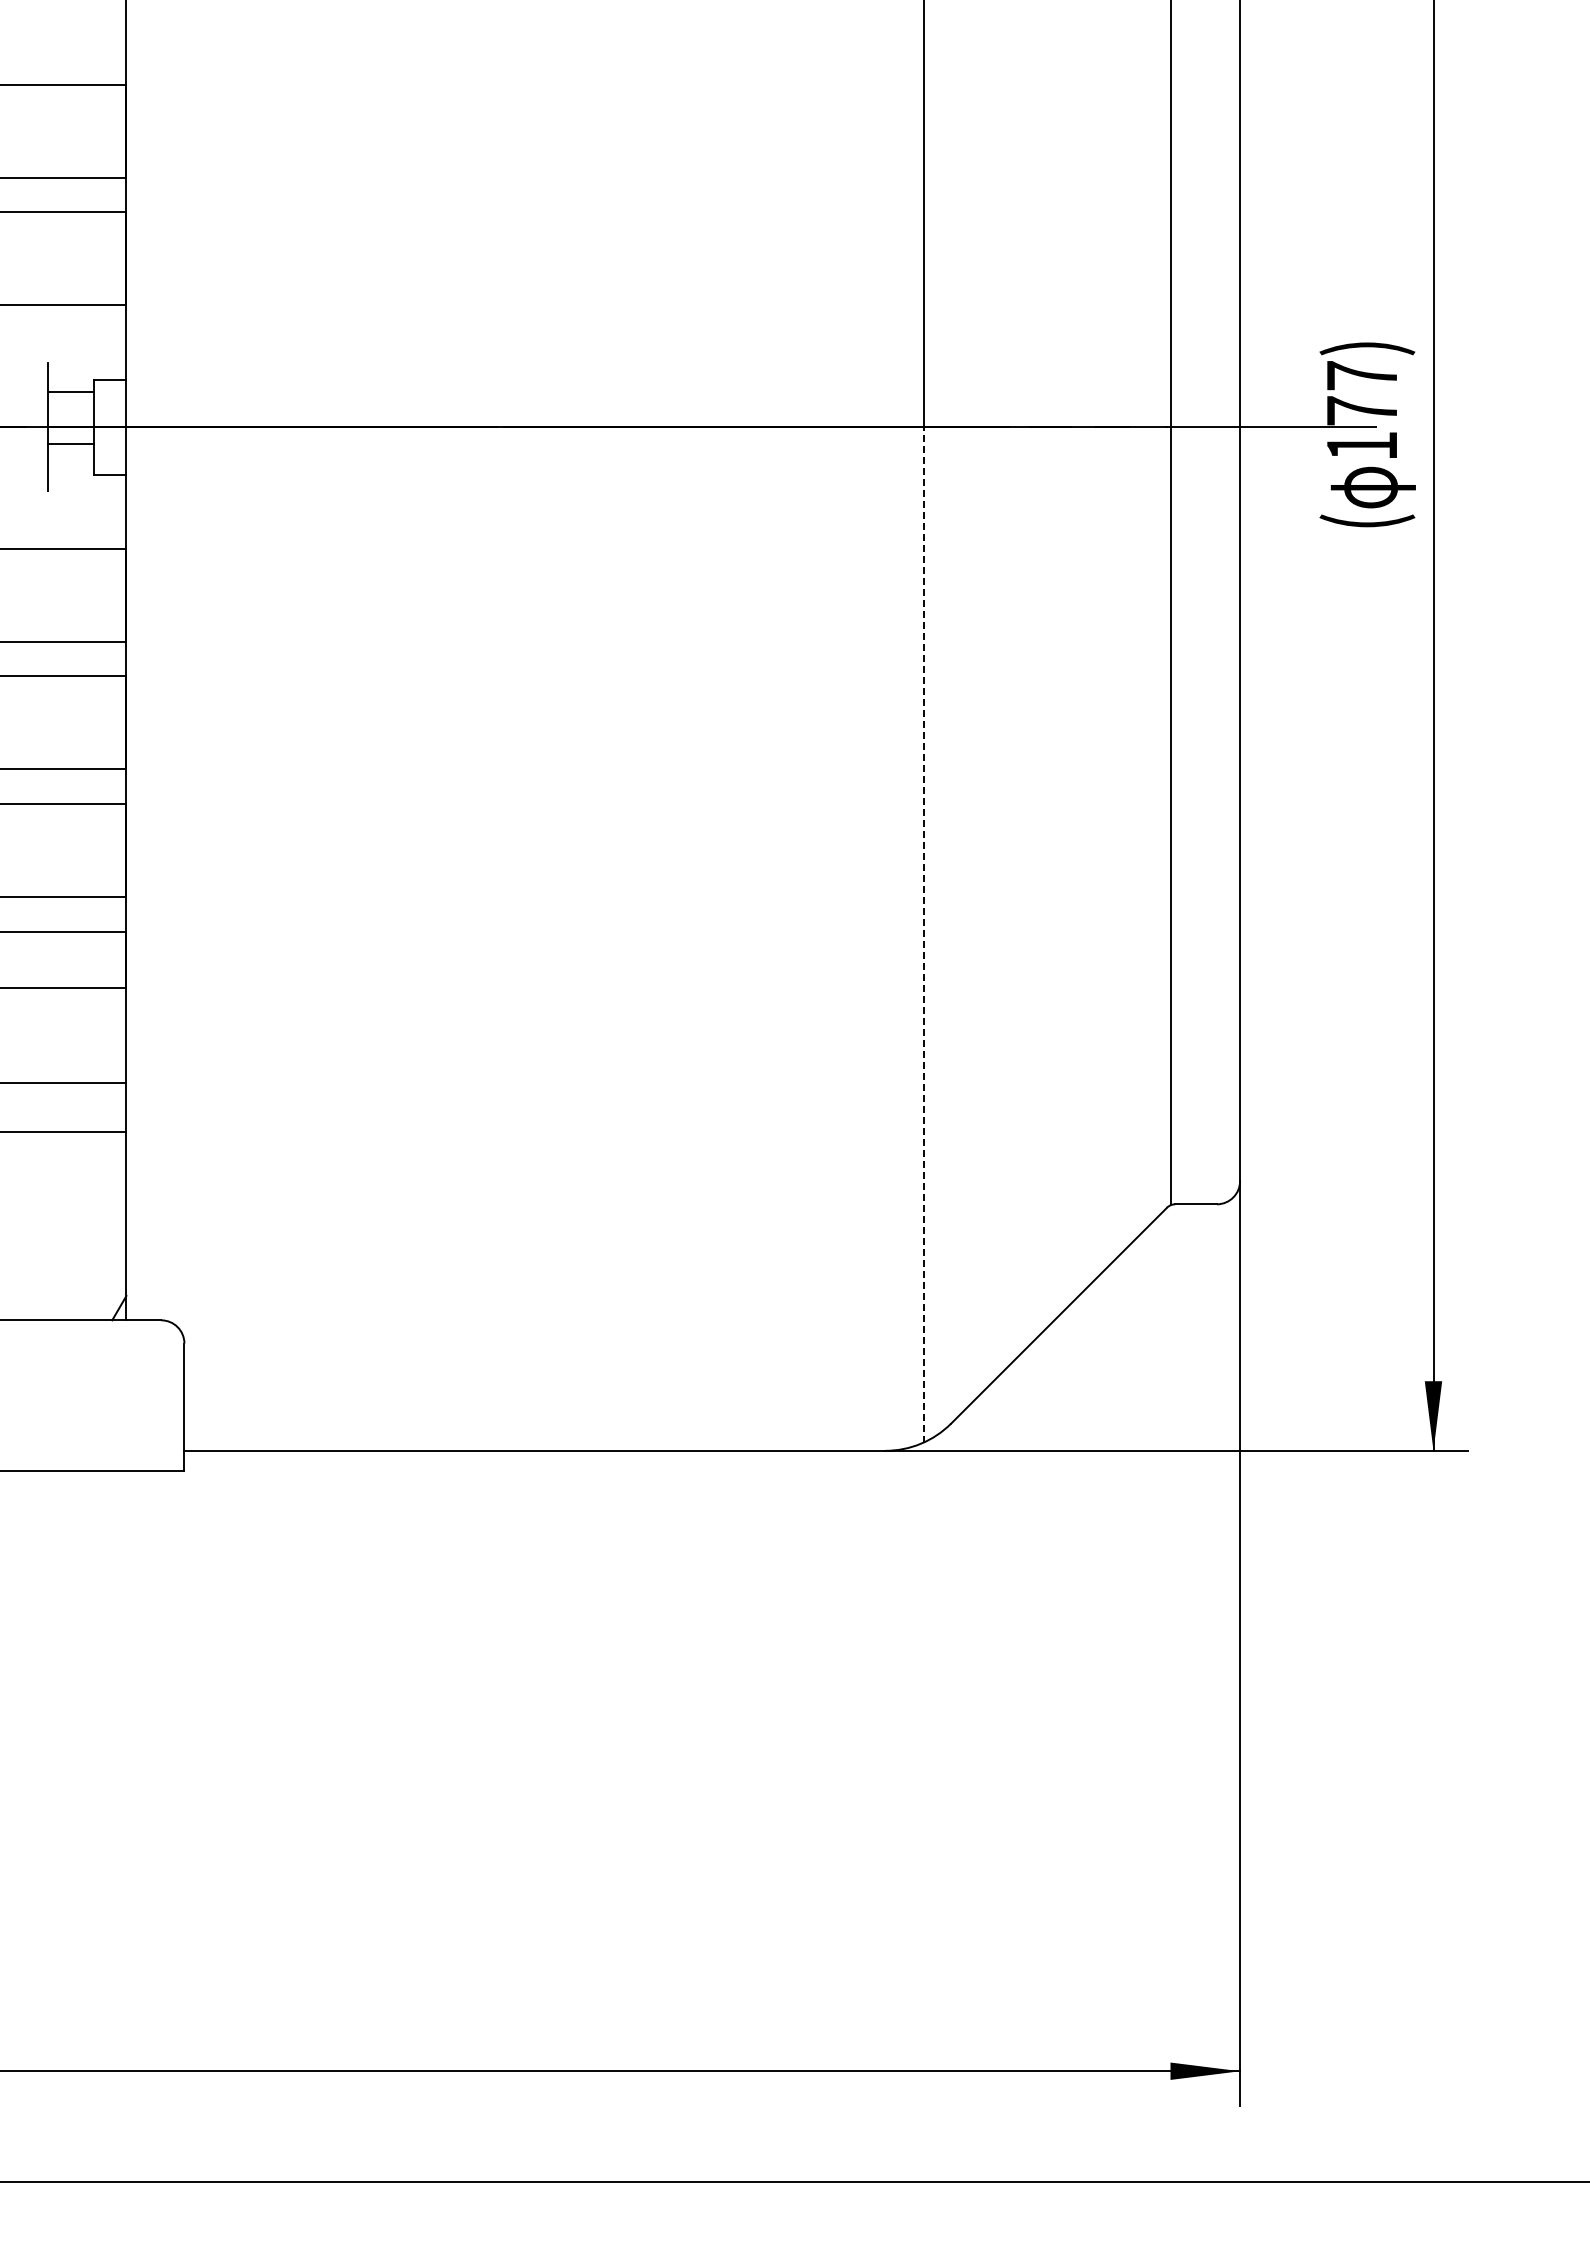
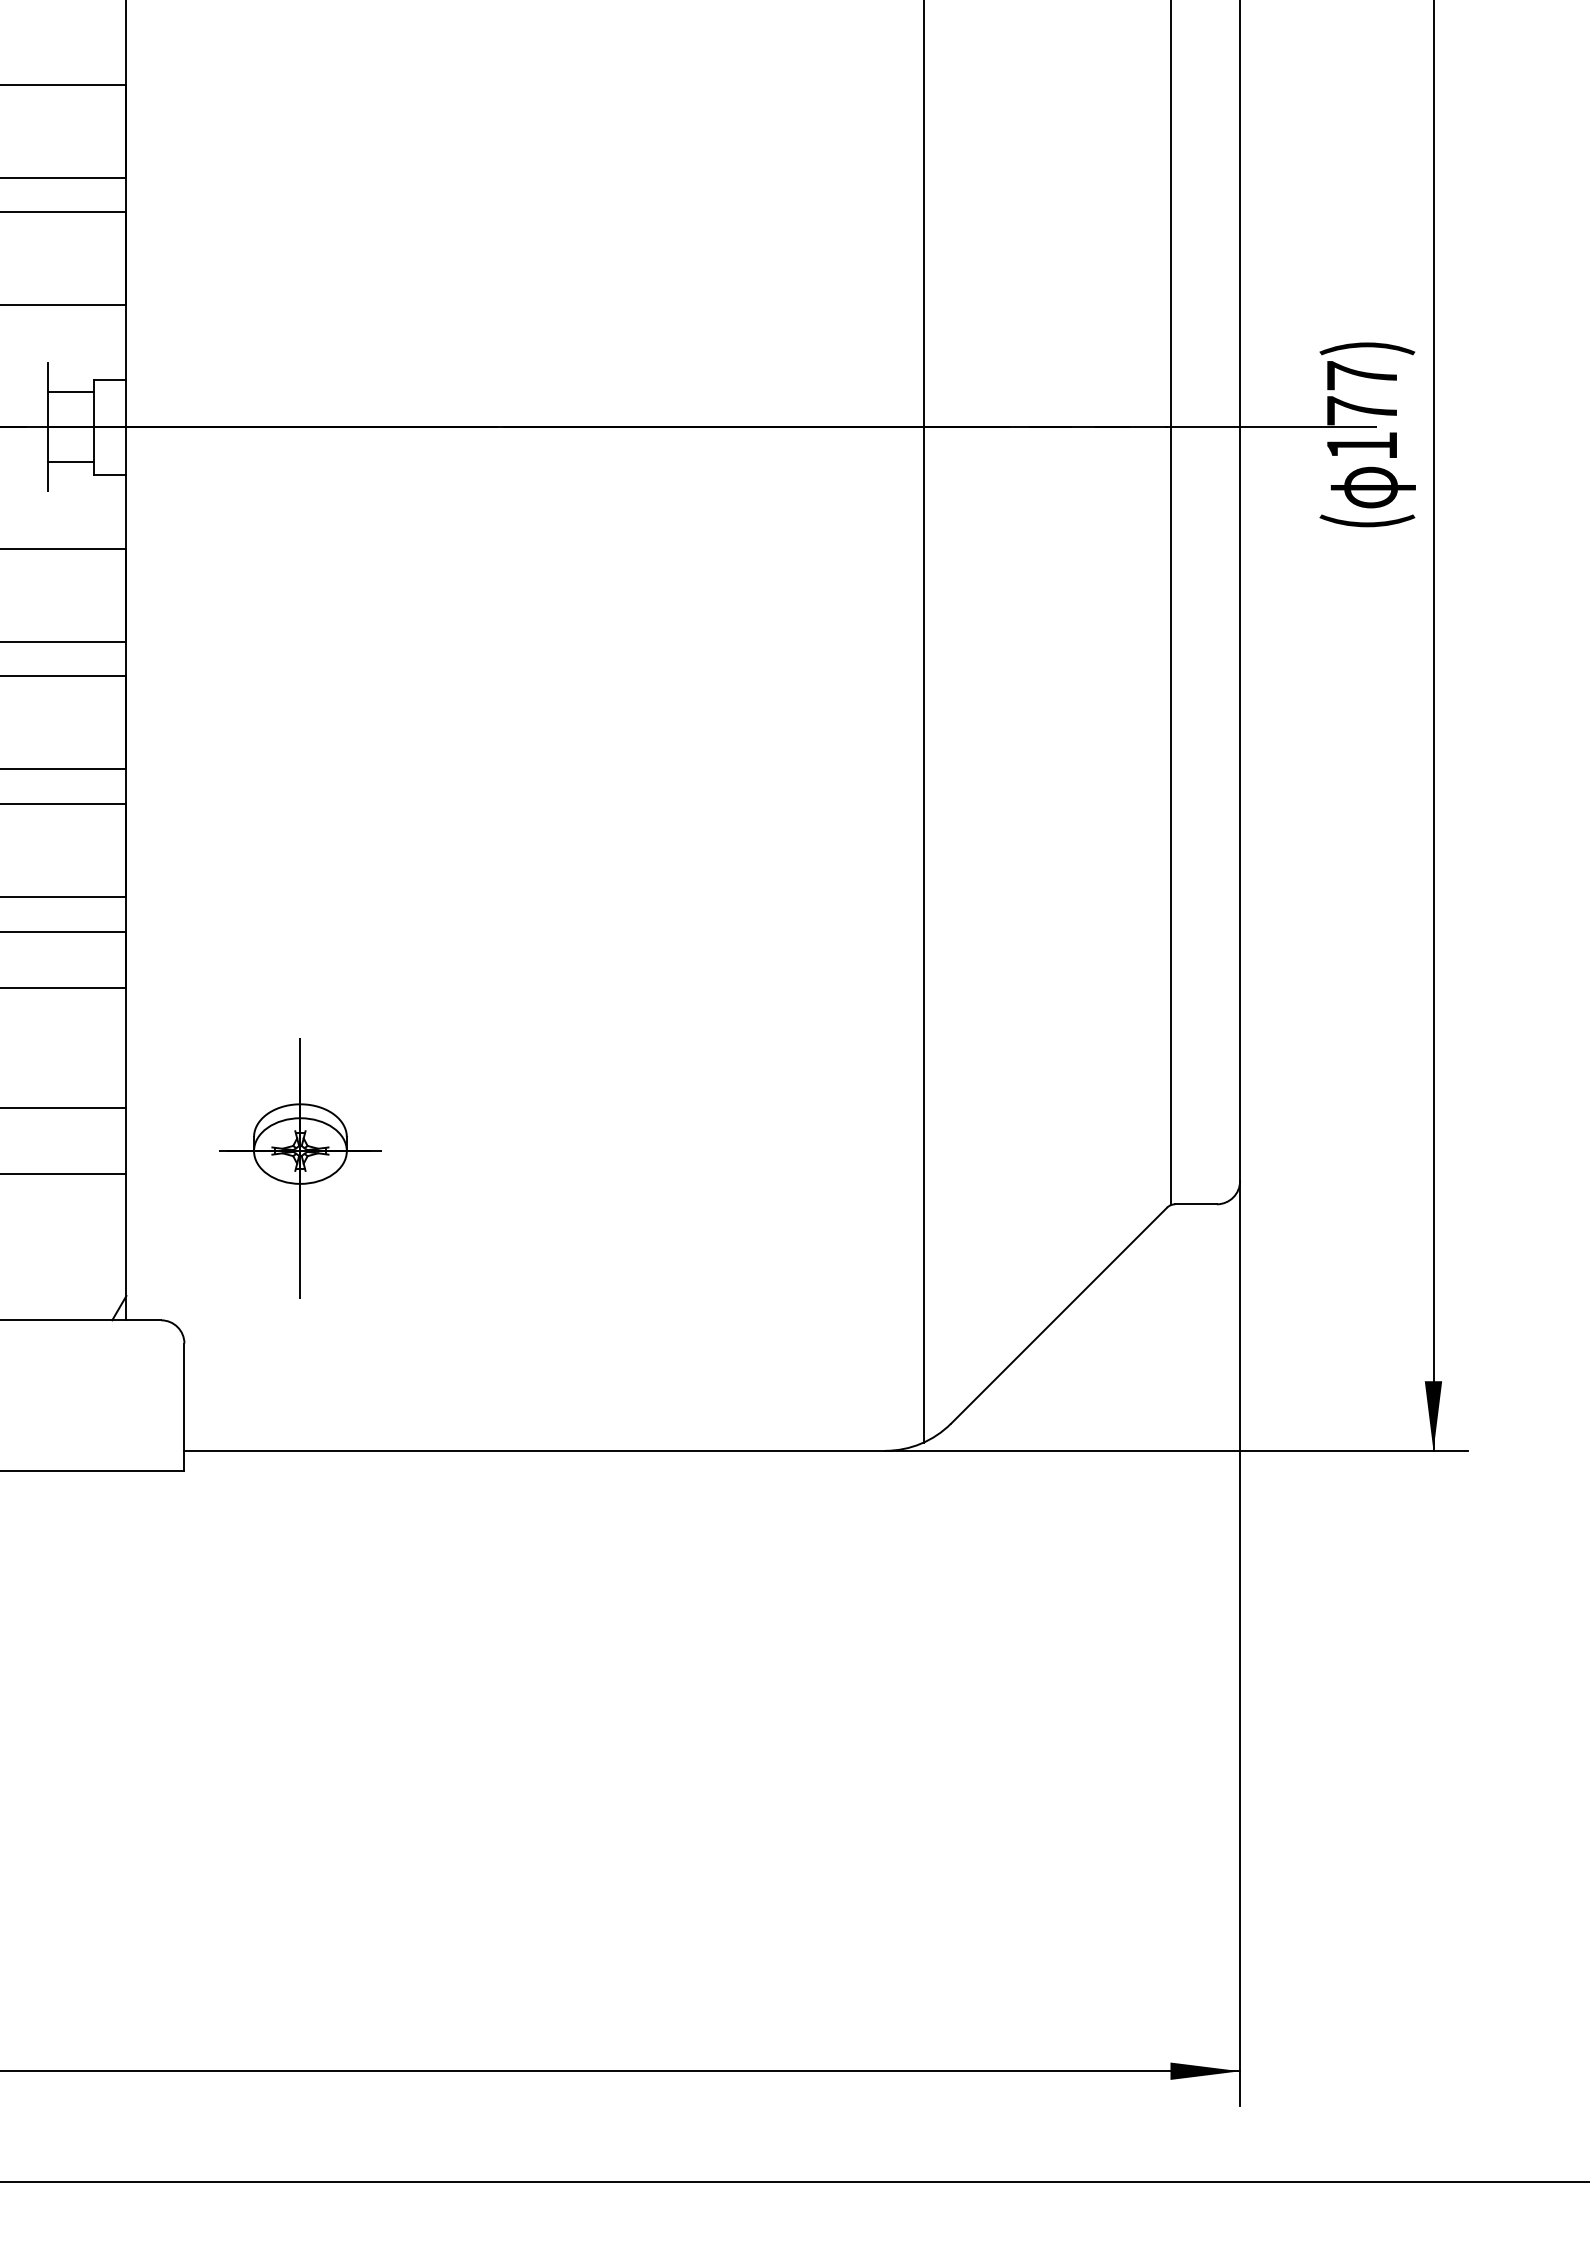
line position: (70, 443) -> (70, 461) (70, 461)
line: dashed -> solid (923, 934)
line position: (64, 1082) -> (64, 1107) (64, 1107)
line position: (64, 1131) -> (64, 1173) (64, 1173)
part: none -> present (300, 1168)
